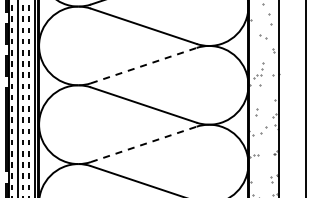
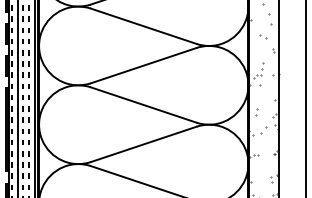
line: dashed -> solid (143, 65)
line: dashed -> solid (143, 144)
